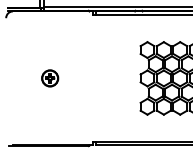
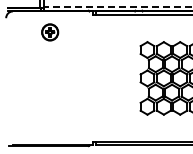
line: solid -> dashed (118, 6)
part position: (50, 78) -> (50, 32) (50, 32)
